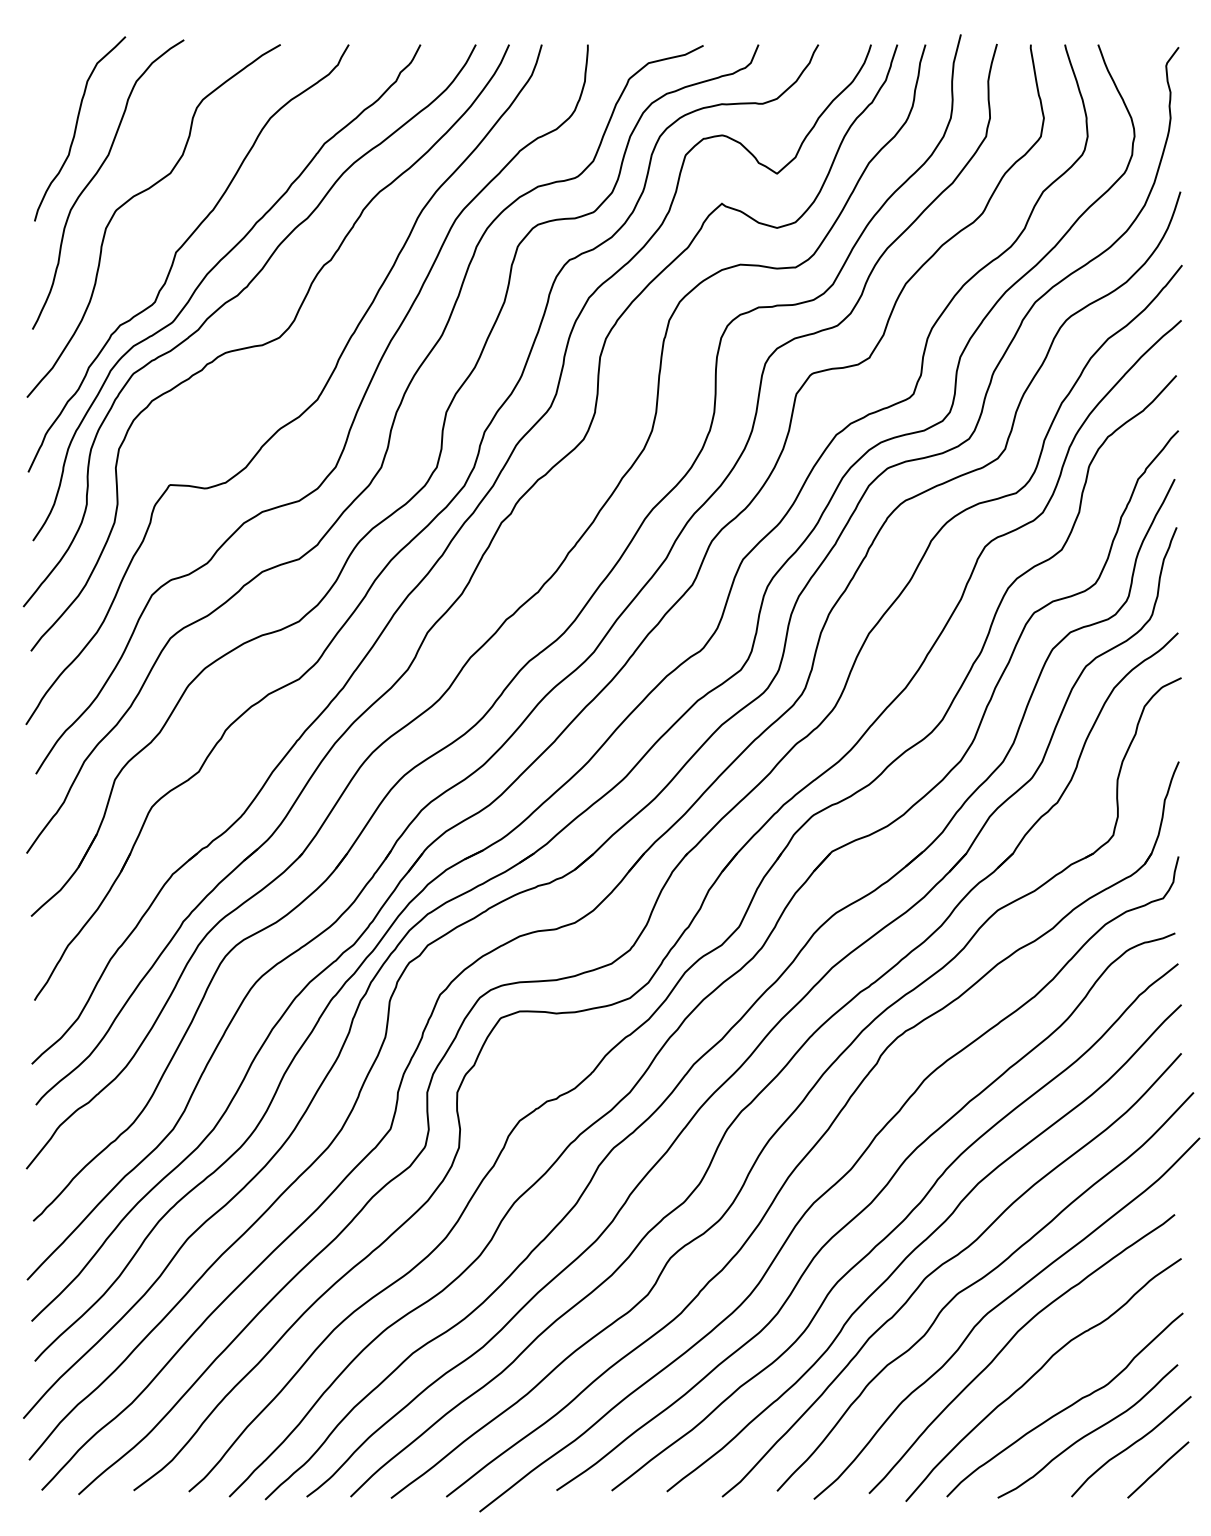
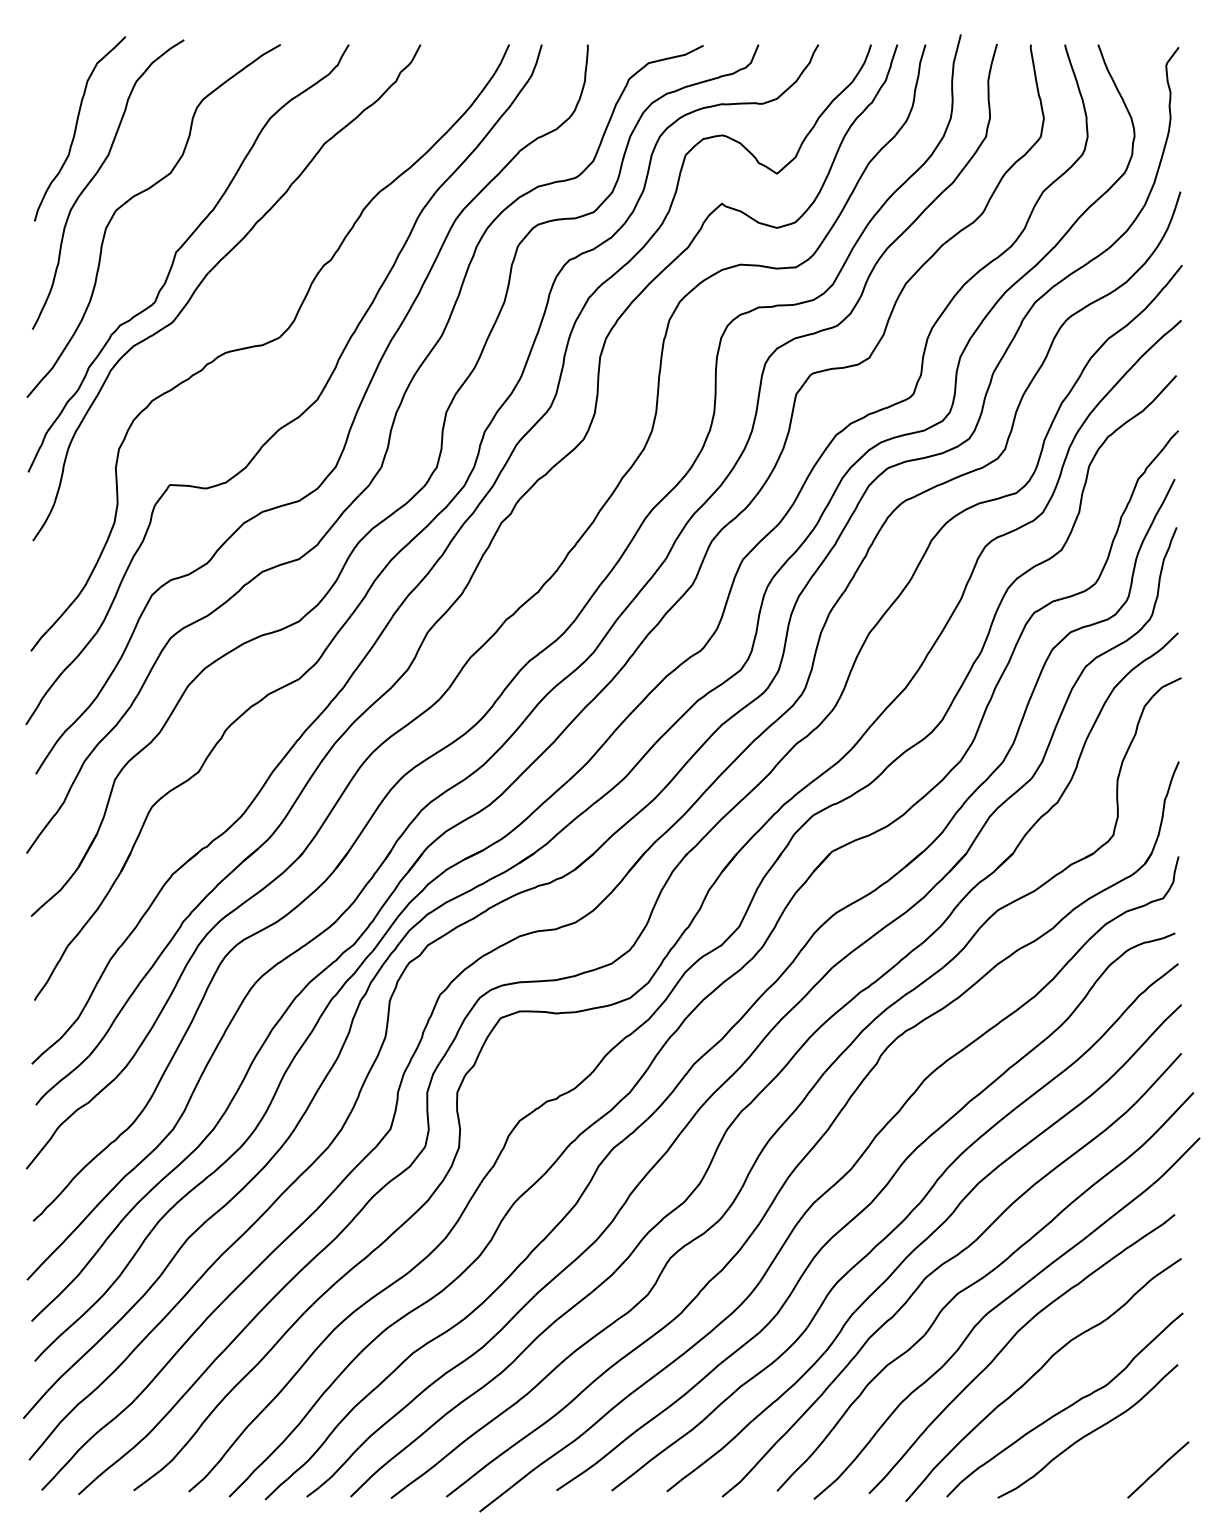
curve: present -> none (233, 299)
curve: present -> none (1131, 1446)
